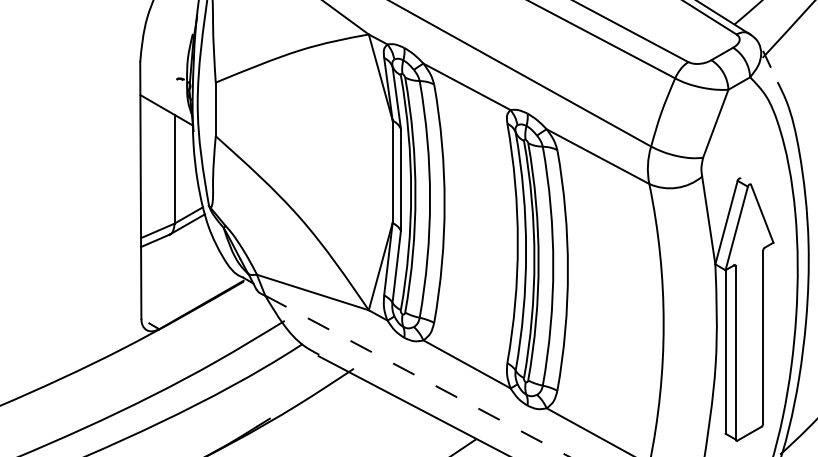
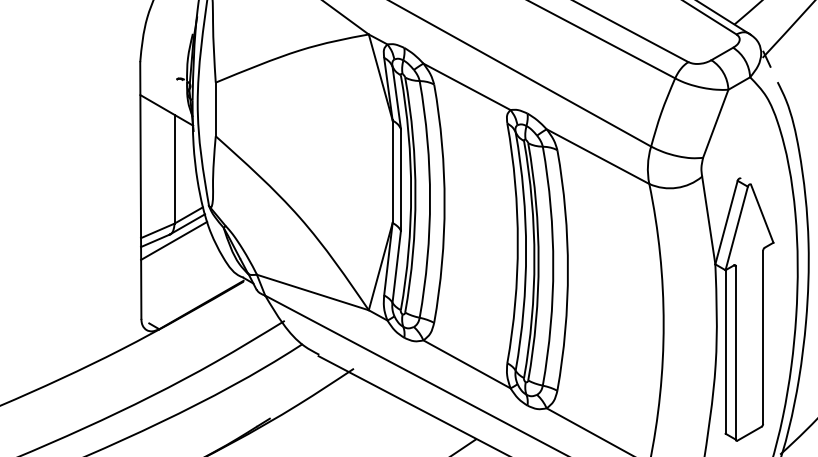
line: none -> present (174, 240)
line: dashed -> solid (417, 376)
